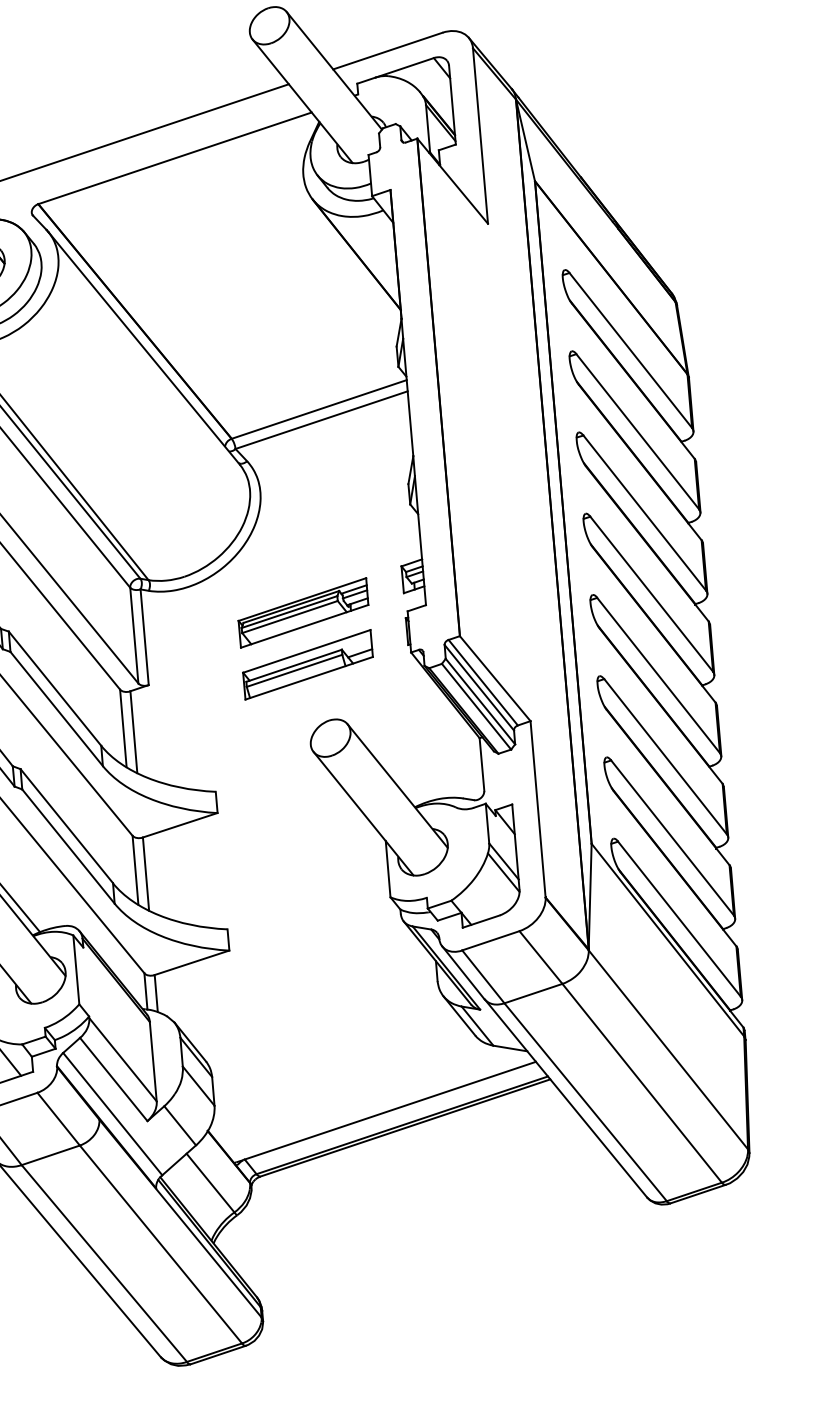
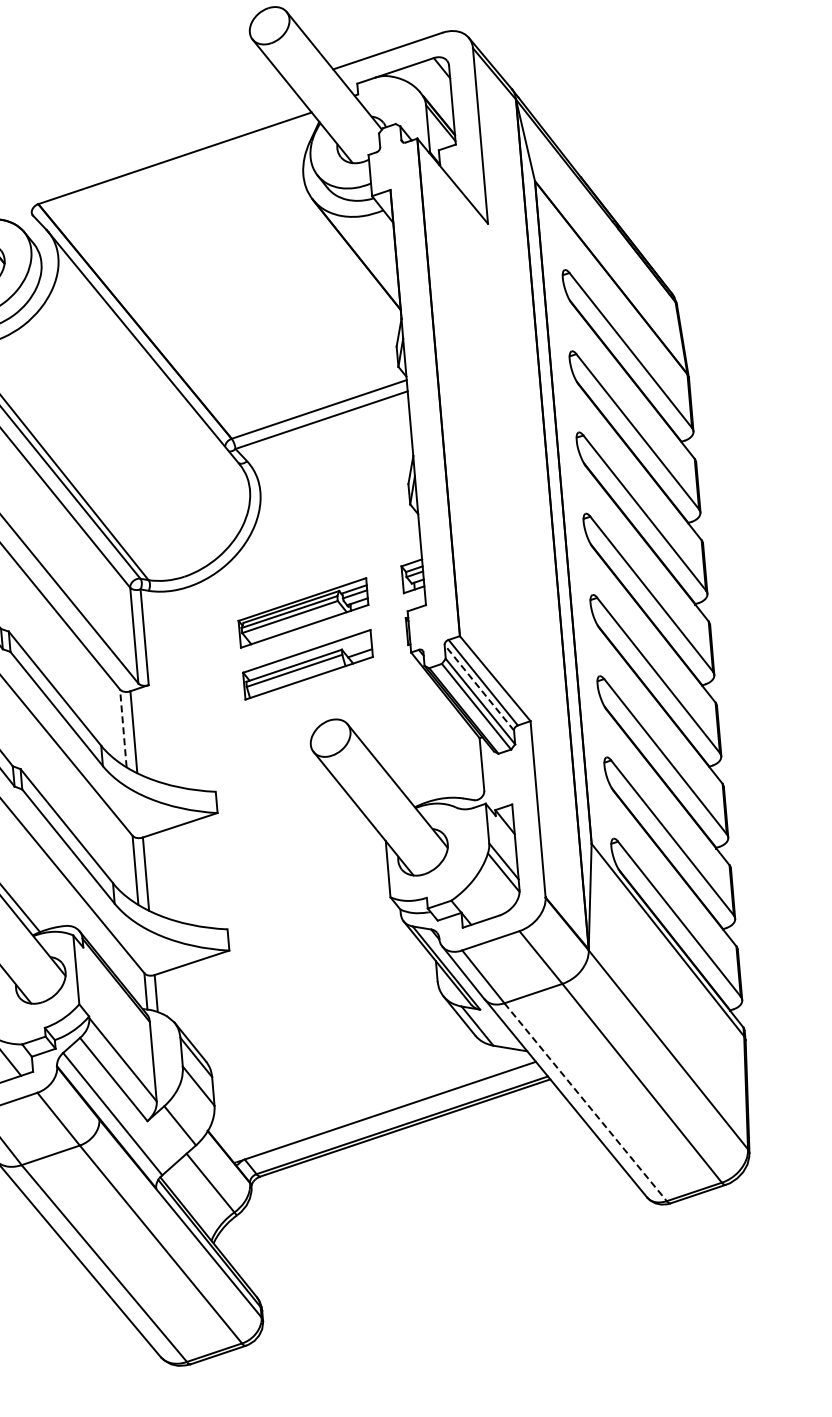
line: present -> none (145, 132)
line: solid -> dashed (479, 687)
line: solid -> dashed (123, 728)
line: solid -> dashed (585, 1102)
